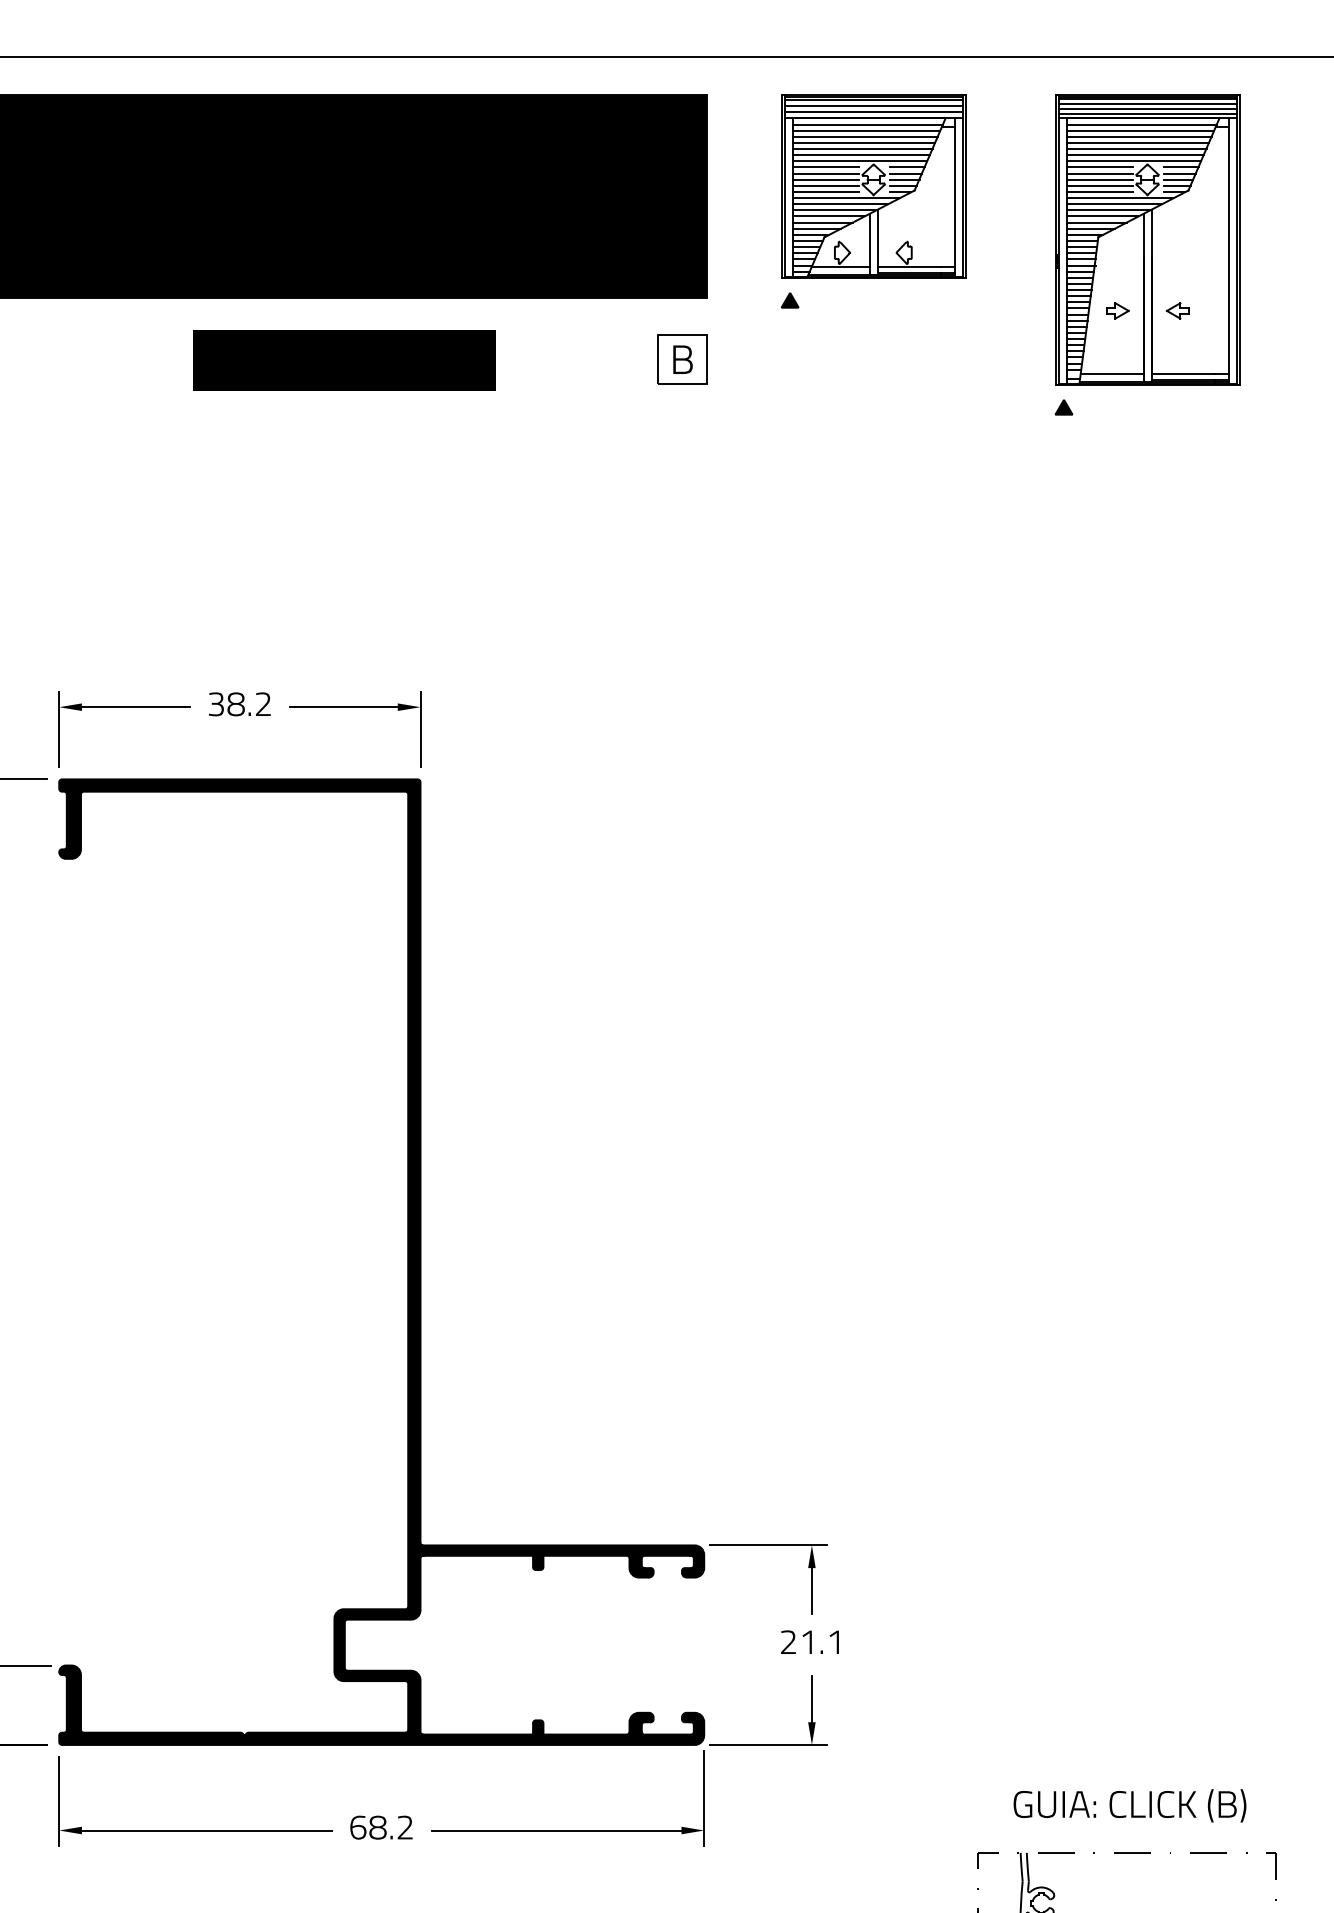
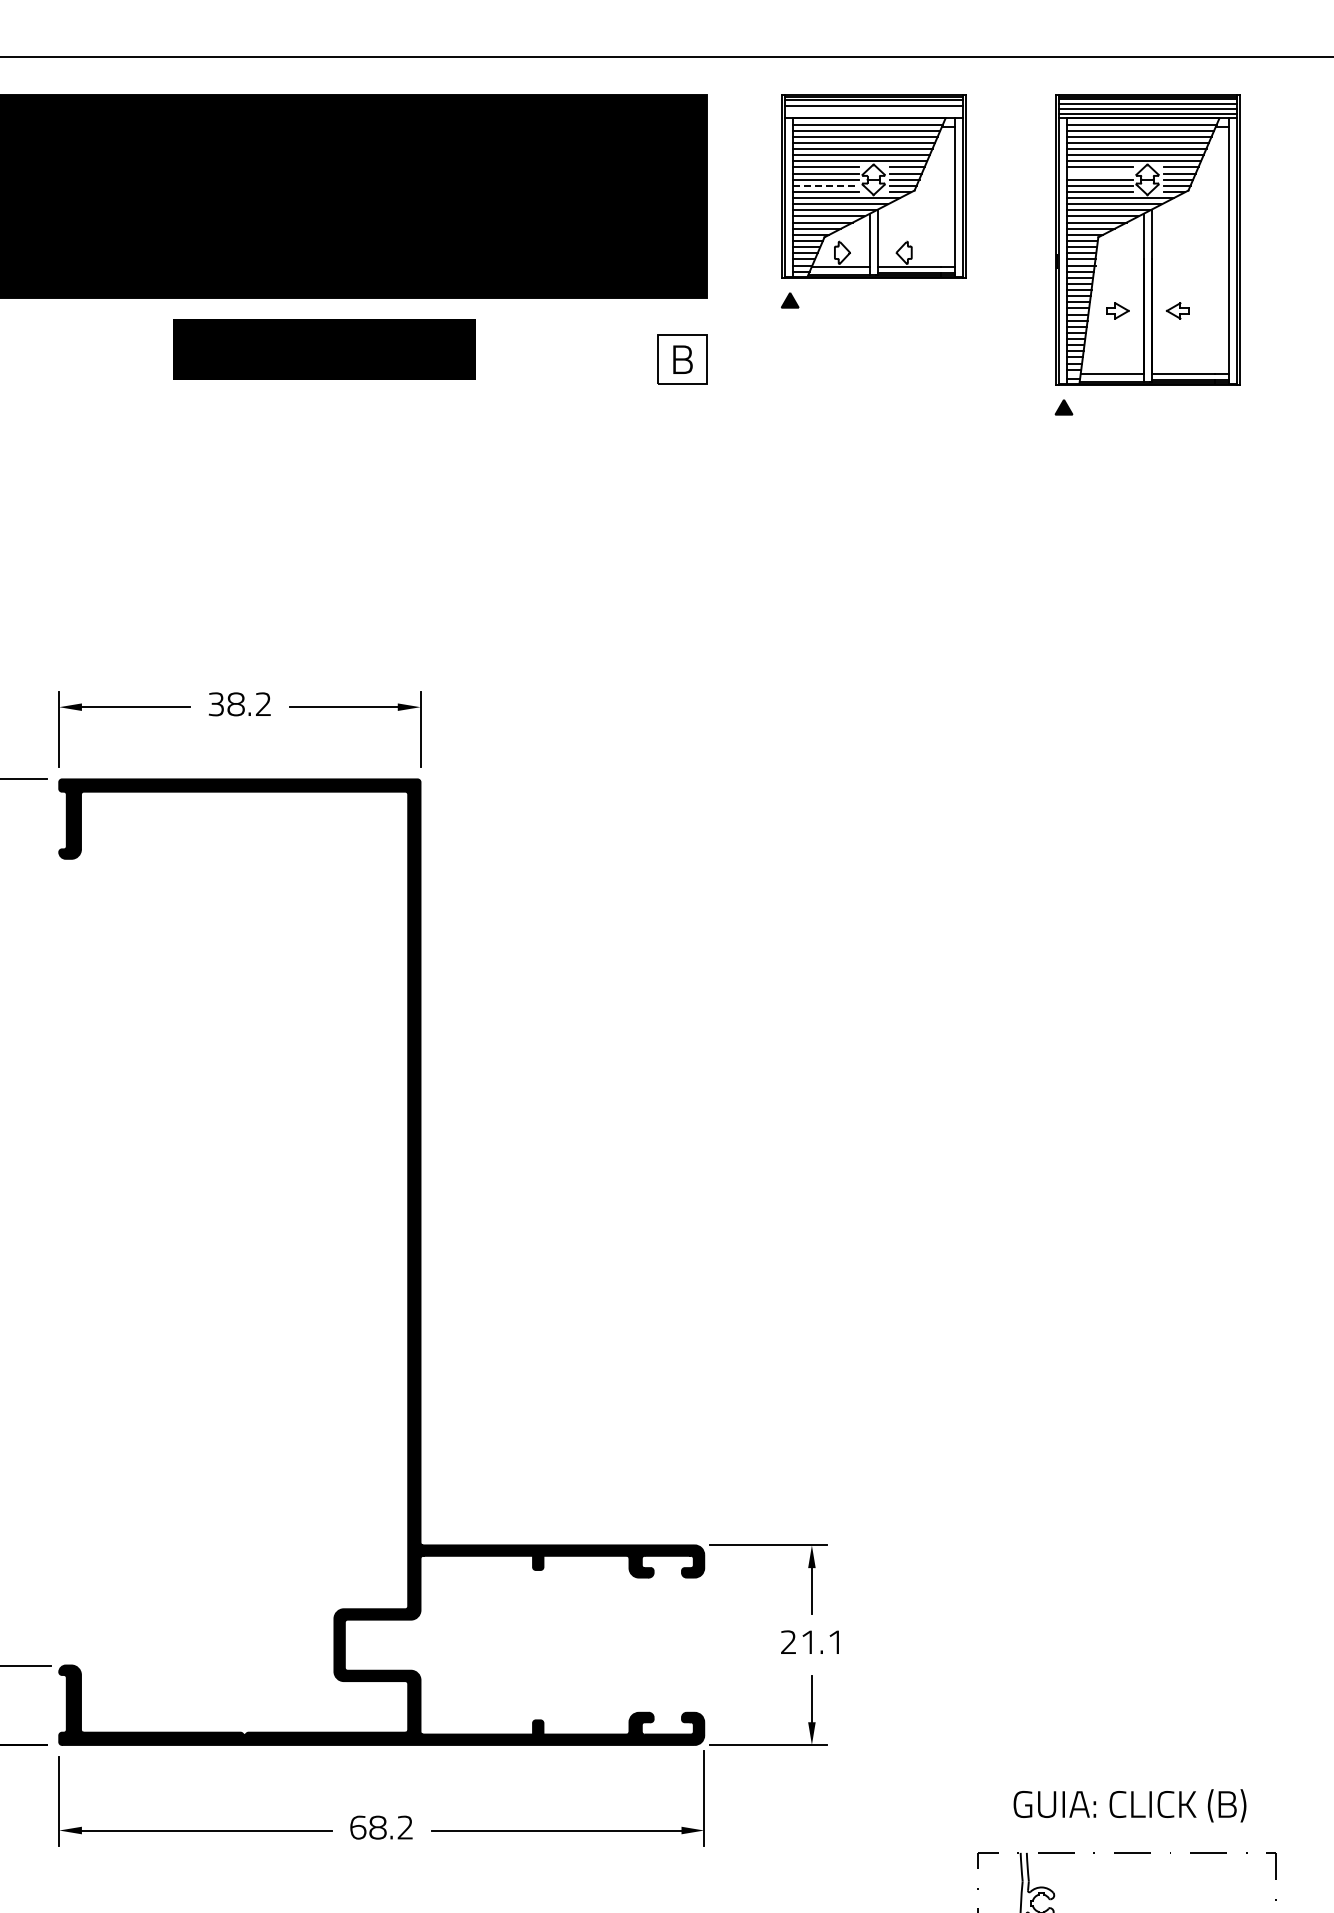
line: present -> none (873, 112)
line: present -> none (1100, 173)
line: solid -> dashed (826, 185)
text position: (344, 360) -> (324, 349) (324, 349)
